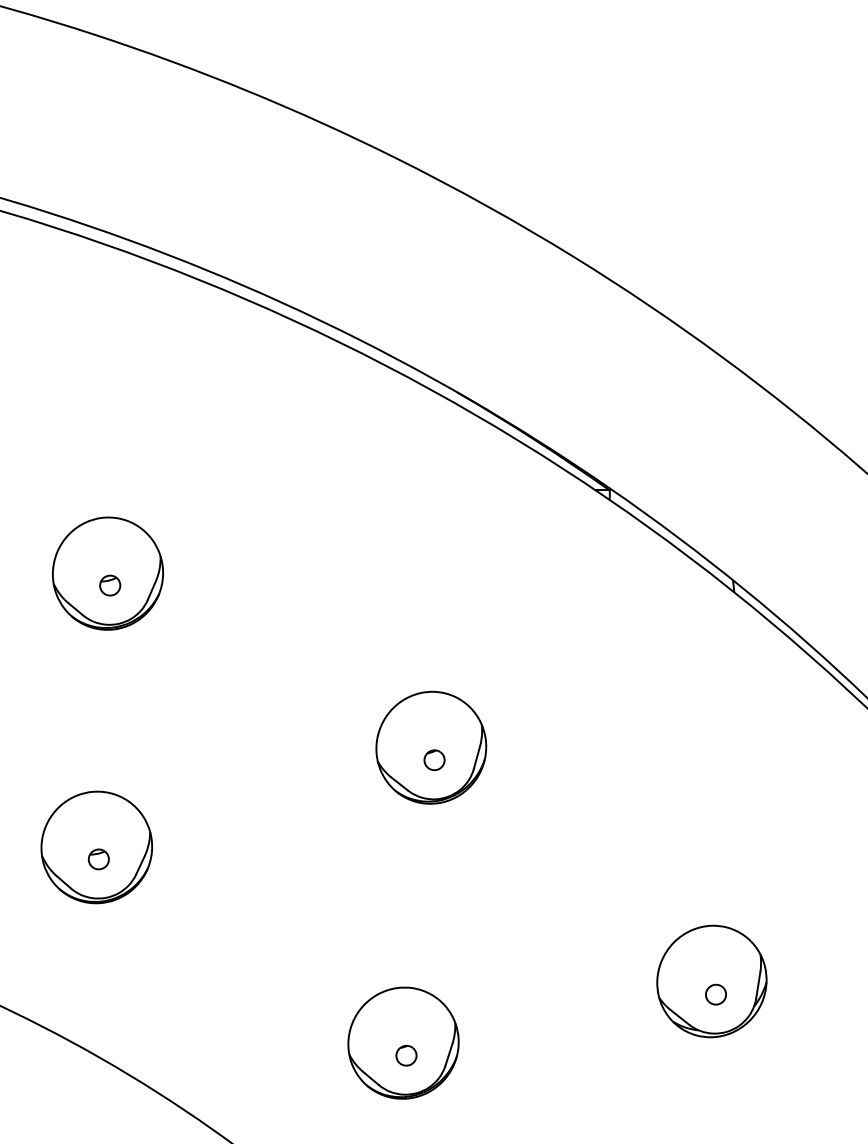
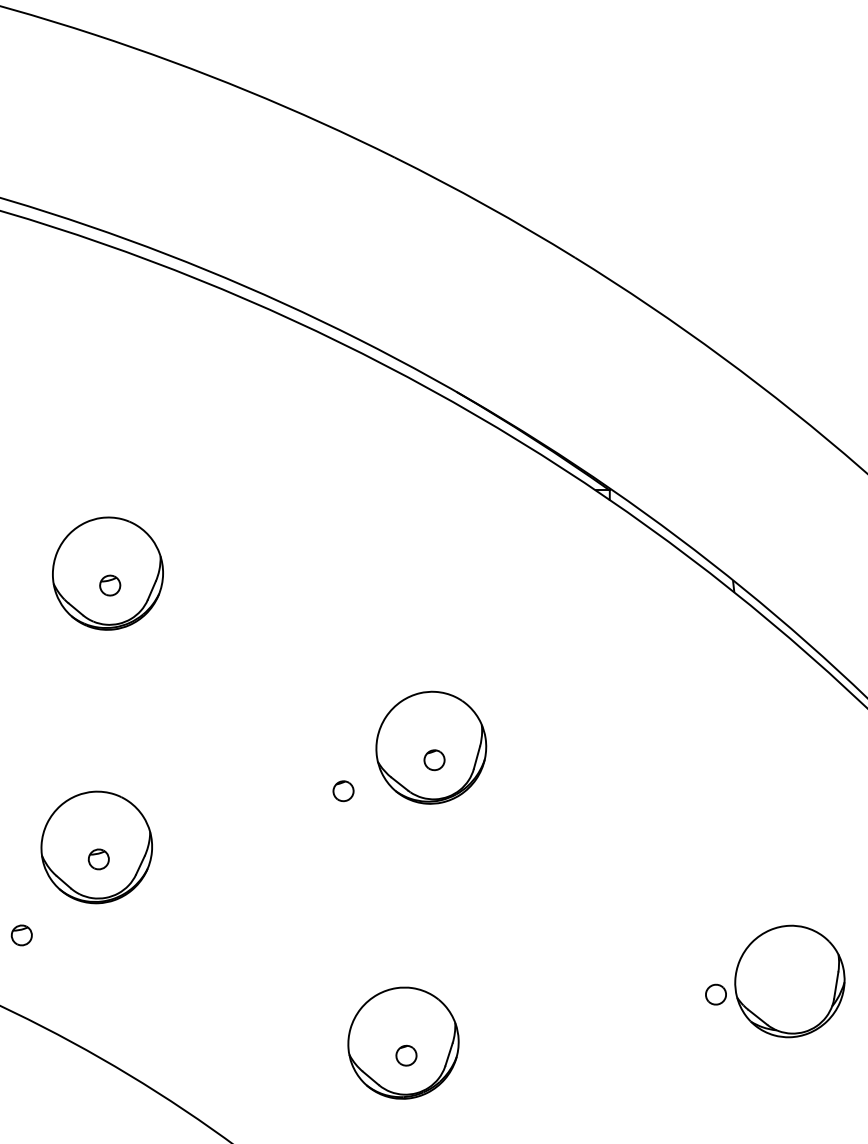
part: none -> present (343, 791)
part: none -> present (21, 935)
part position: (711, 981) -> (789, 981) (789, 981)
